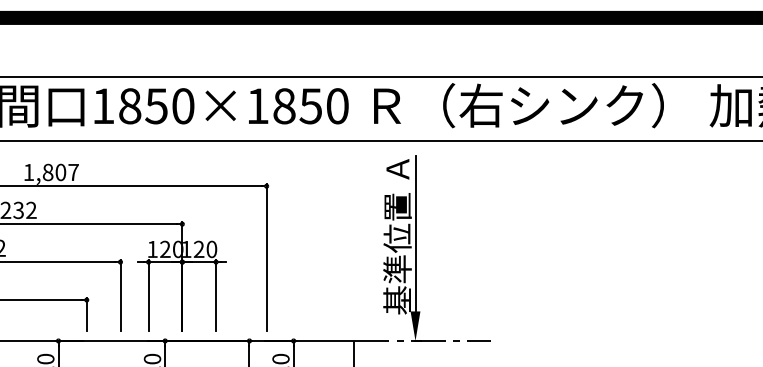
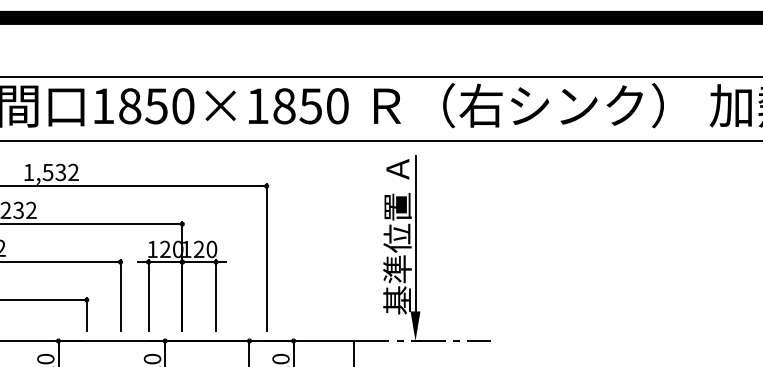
text: 1,807 -> 1,532 (60, 172)
